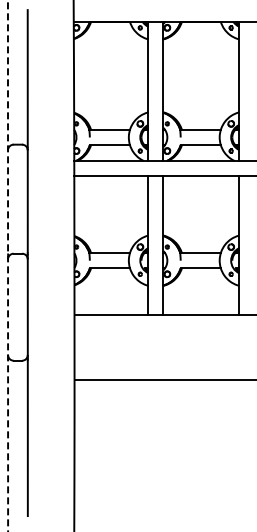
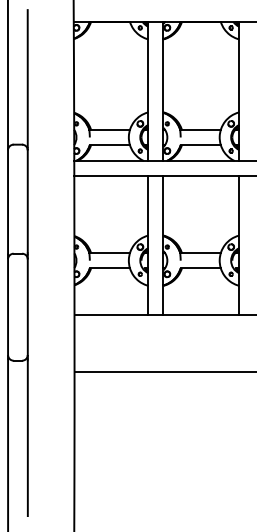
line: dashed -> solid (8, 265)
line position: (163, 379) -> (163, 371) (163, 371)
